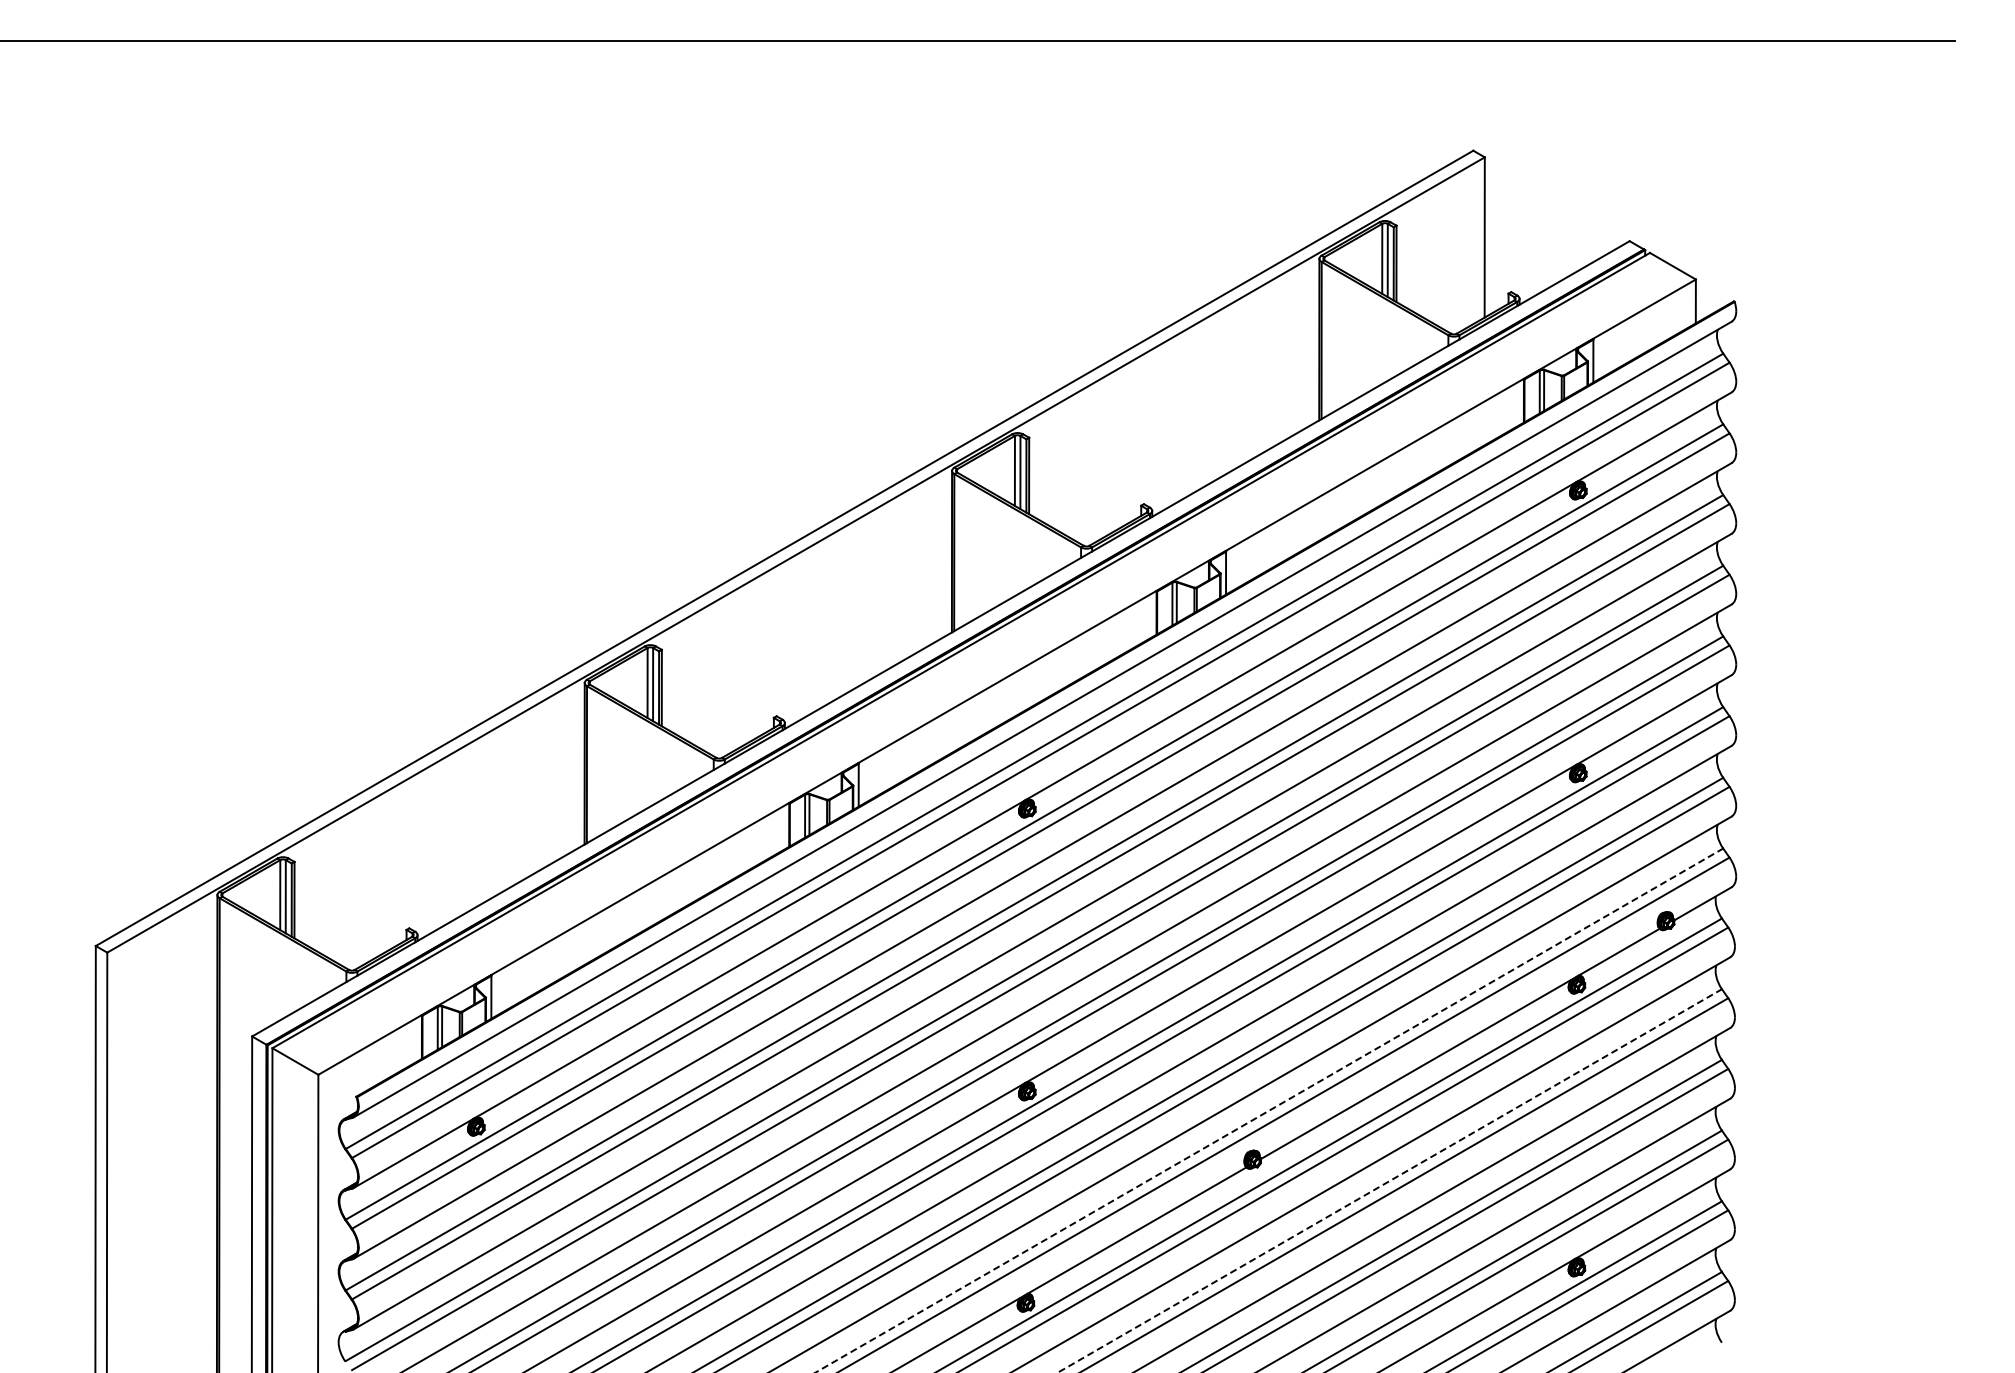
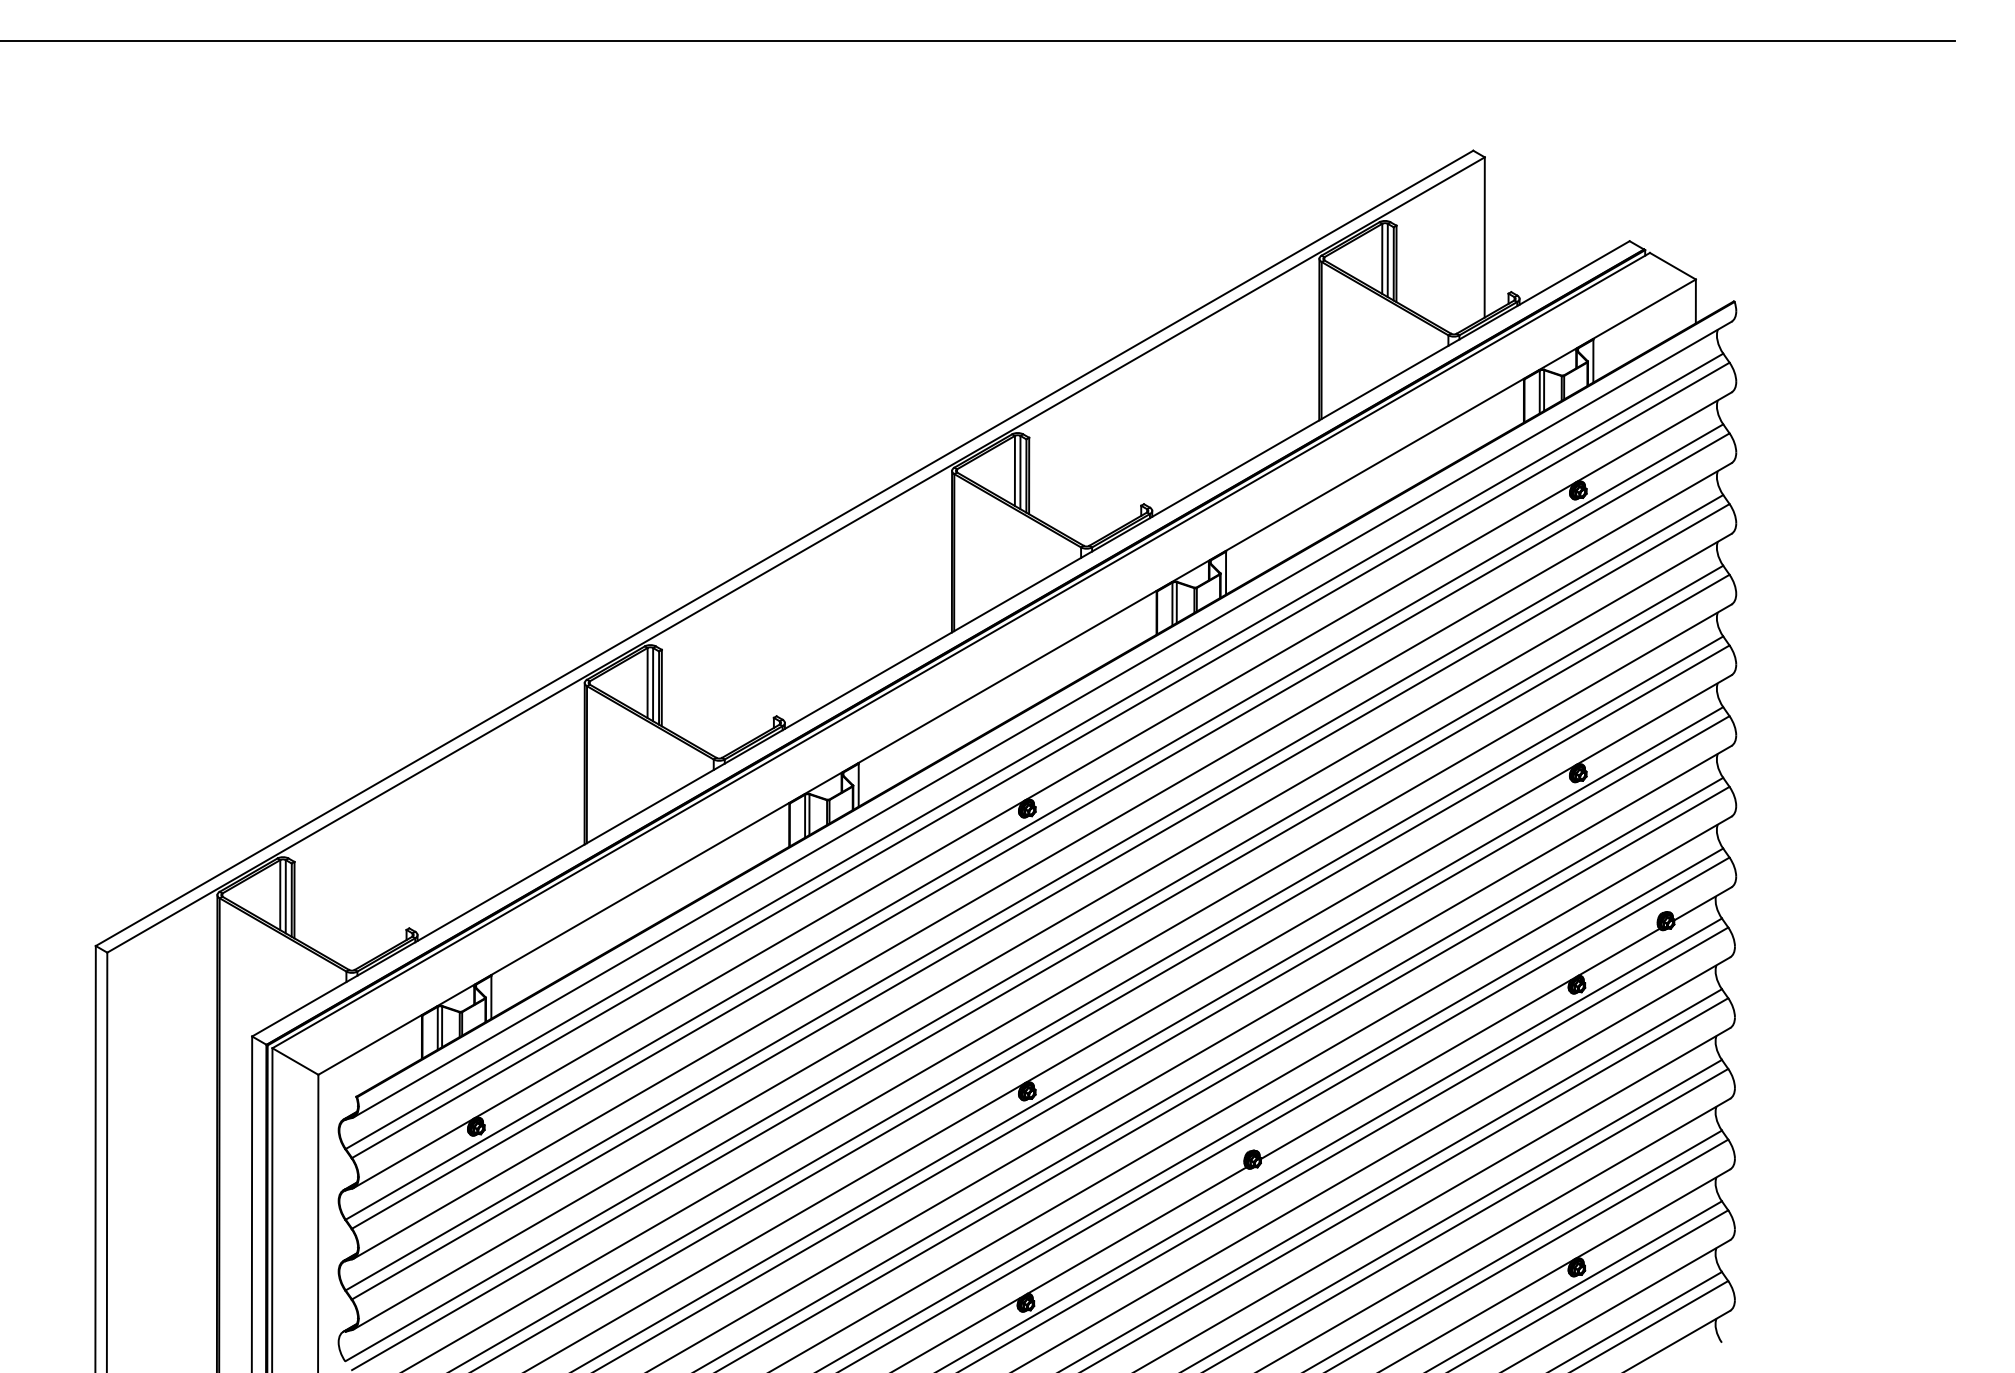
line: dashed -> solid (1269, 1110)
line: dashed -> solid (1390, 1180)
